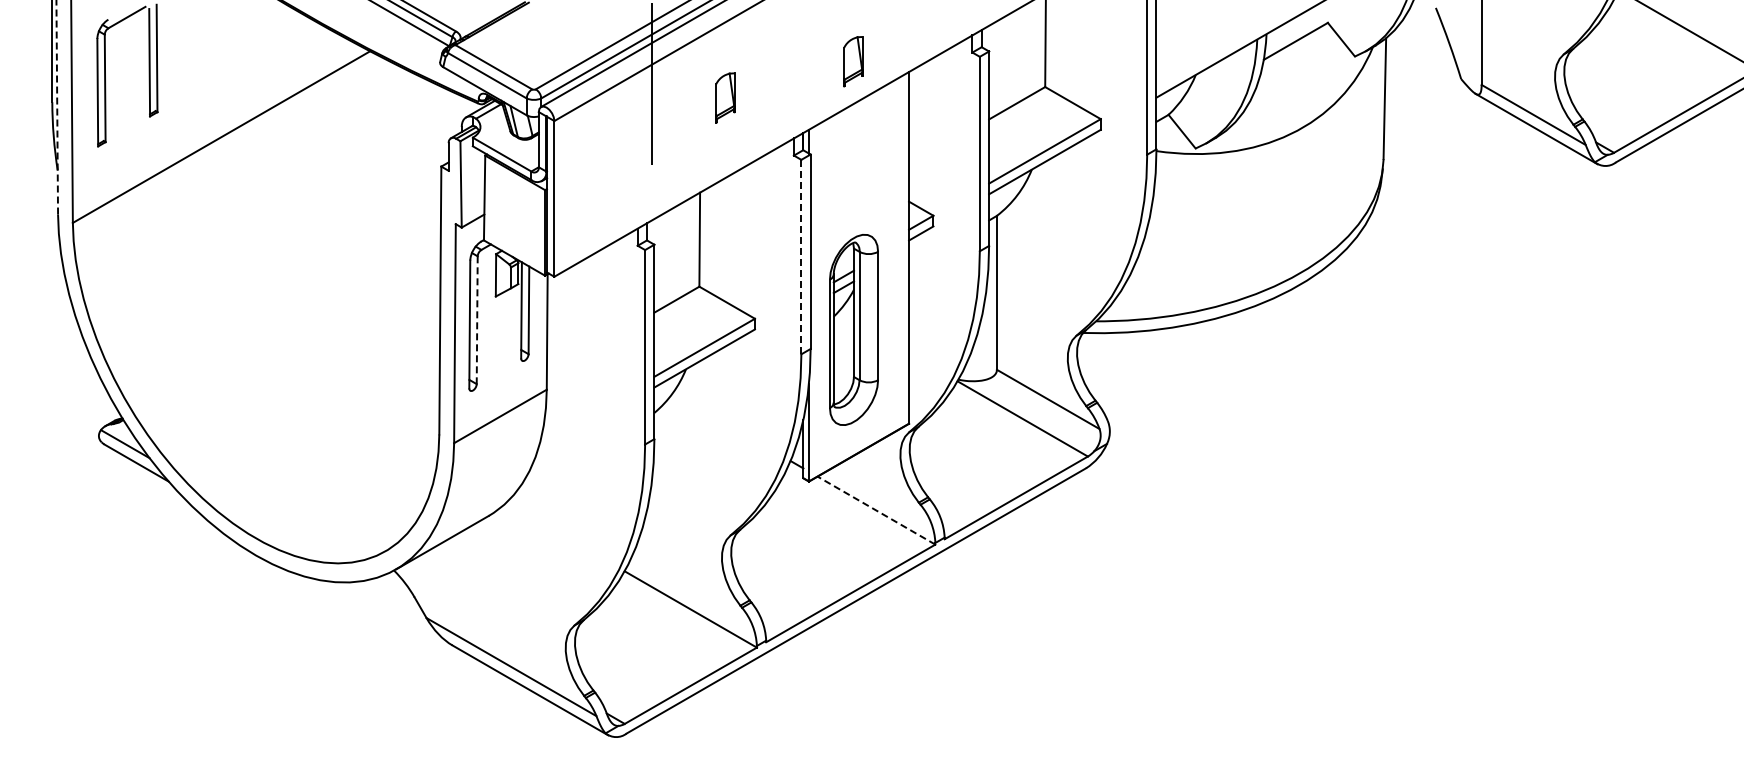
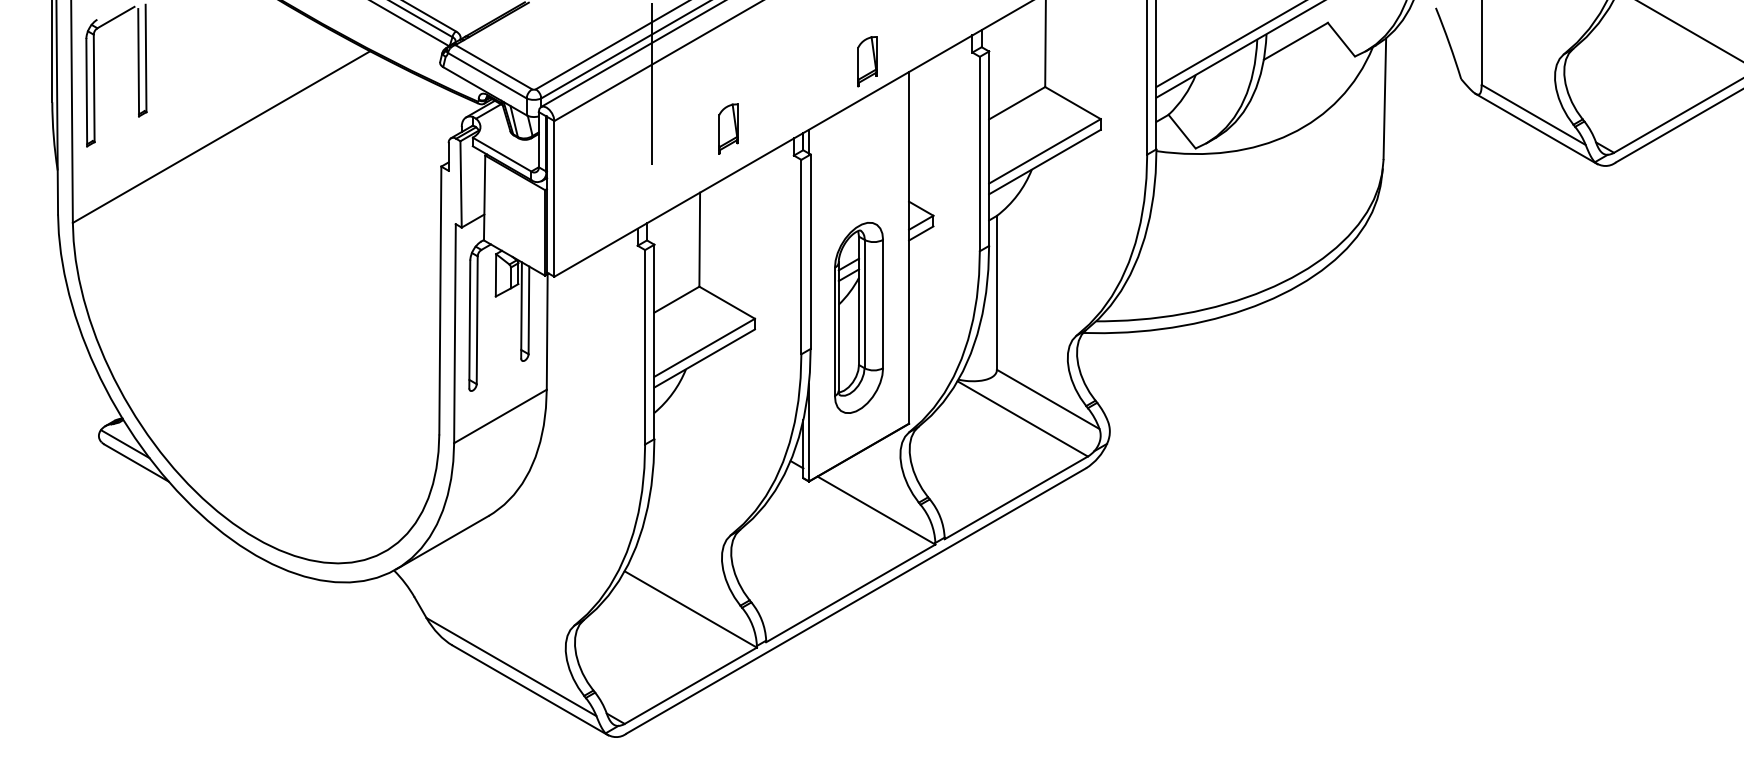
line: none -> present (1229, 44)
part position: (853, 61) -> (867, 61) (867, 61)
part position: (148, 75) -> (137, 75) (137, 75)
part position: (725, 97) -> (728, 128) (728, 128)
line: dashed -> solid (57, 107)
line: dashed -> solid (801, 257)
line: dashed -> solid (477, 320)
part position: (853, 329) -> (858, 317) (858, 317)
line: dashed -> solid (876, 510)
